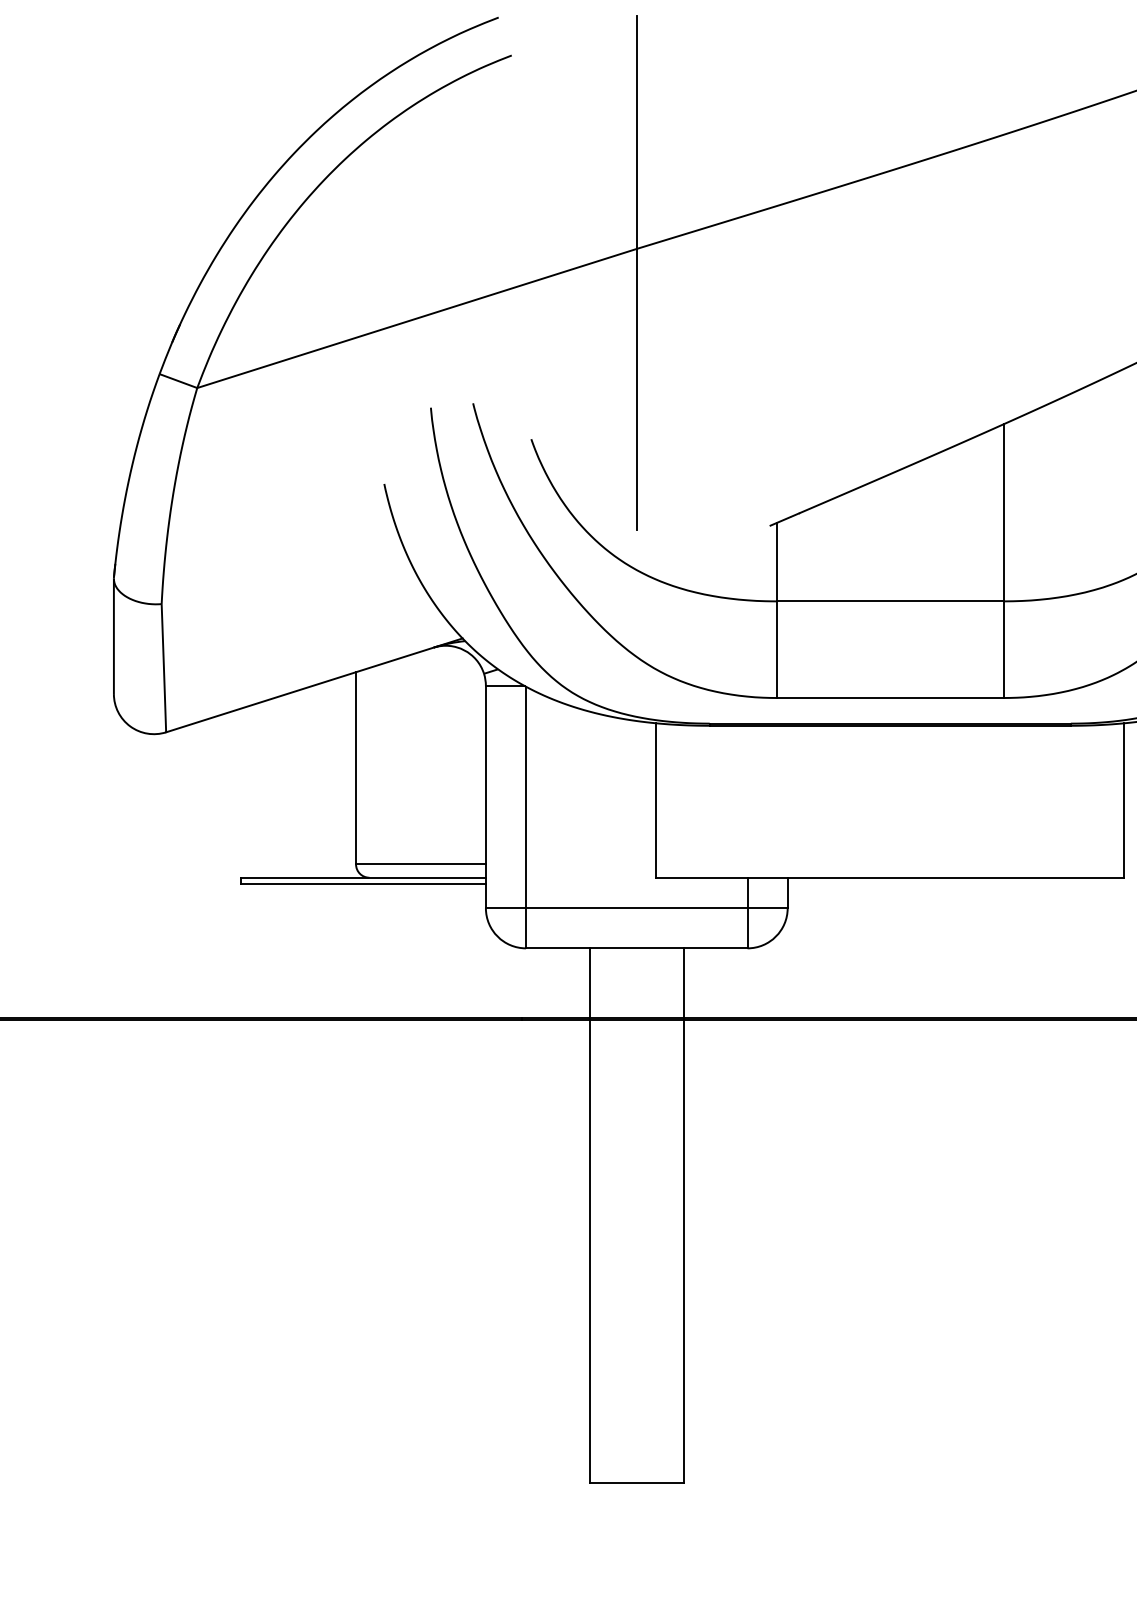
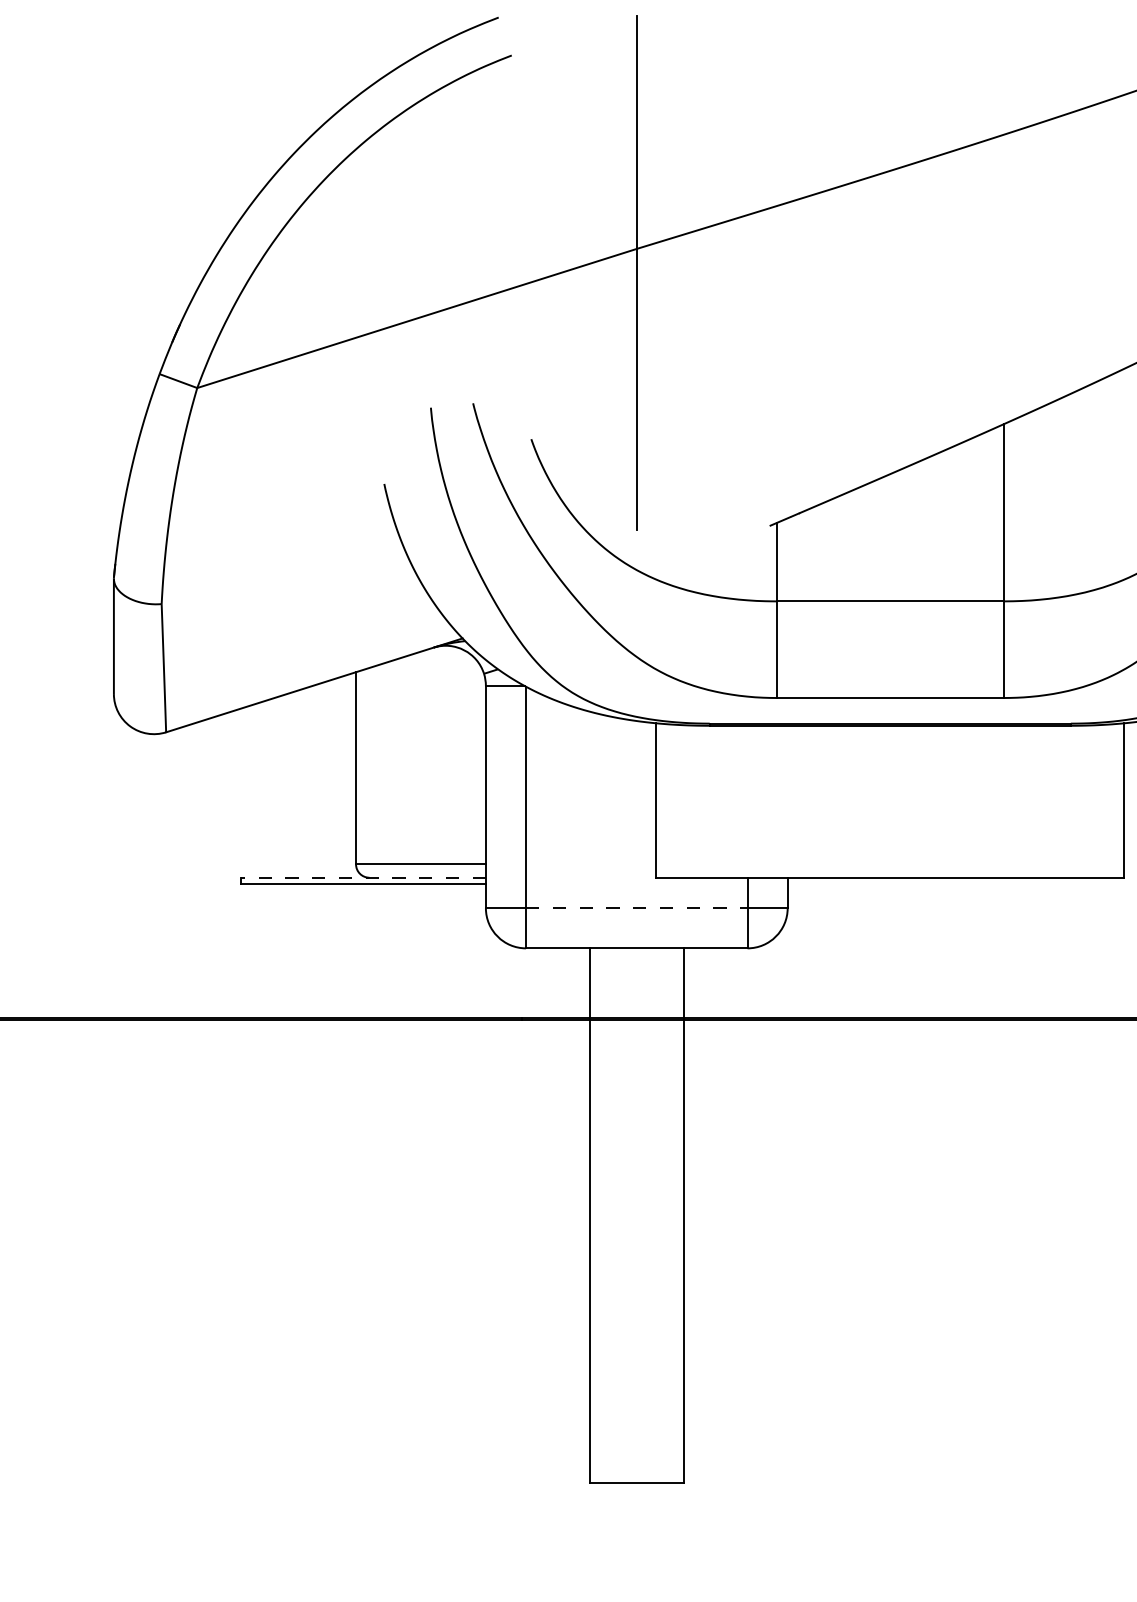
line: solid -> dashed (363, 877)
line: solid -> dashed (636, 908)
